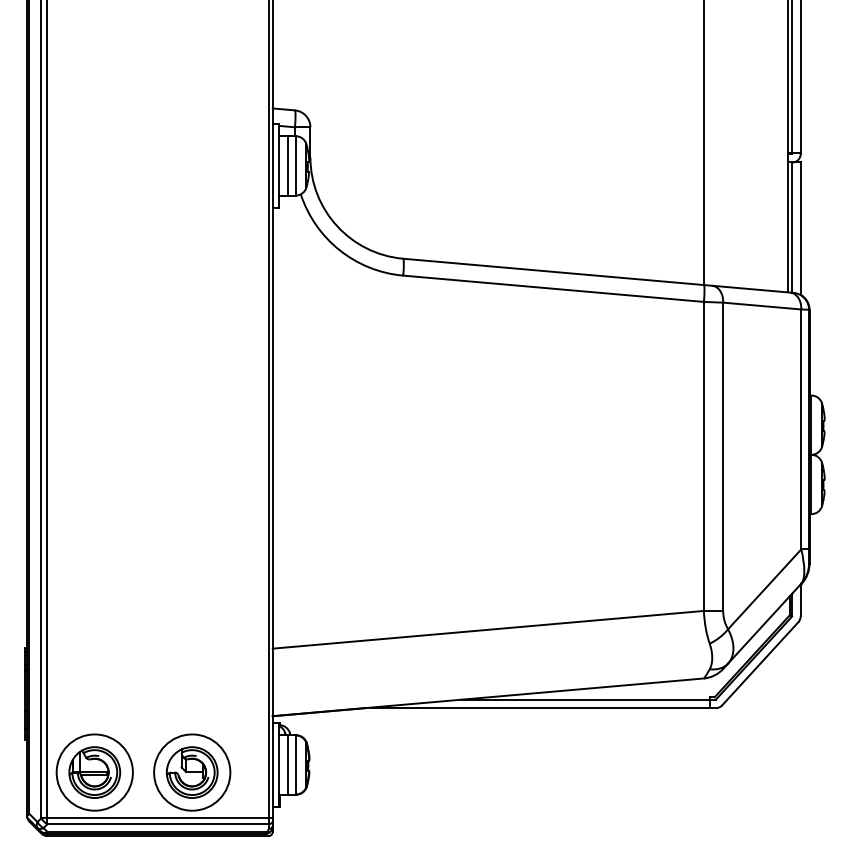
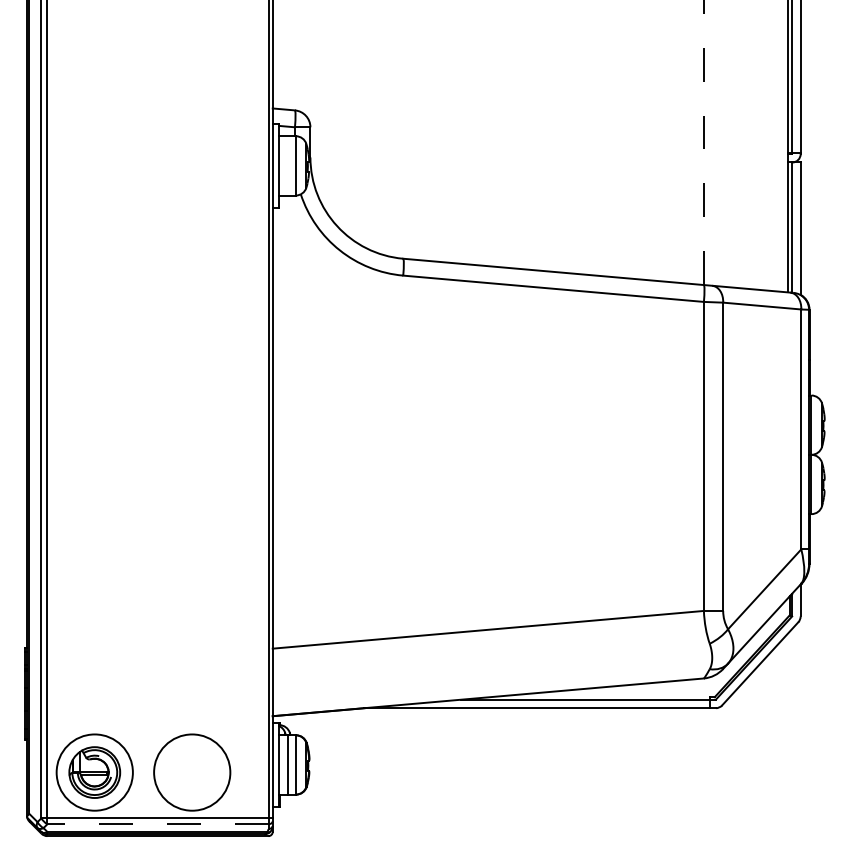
line: solid -> dashed (703, 141)
line: present -> none (287, 165)
part: present -> none (191, 772)
line: solid -> dashed (157, 824)
